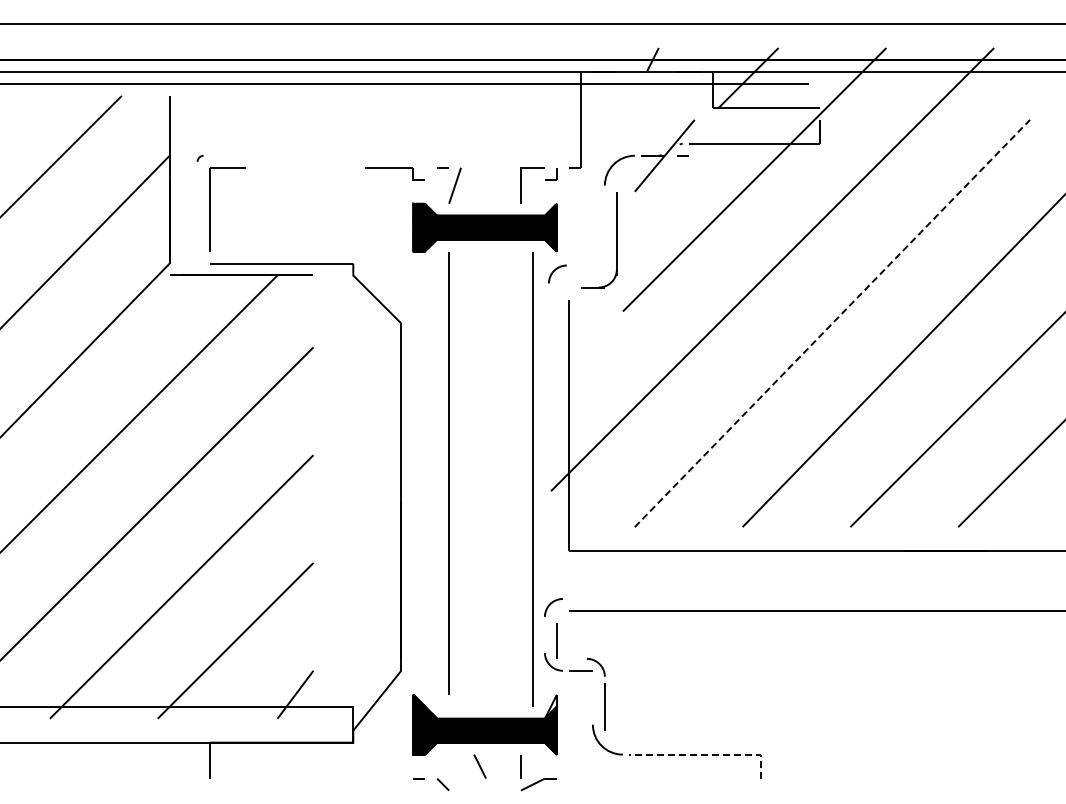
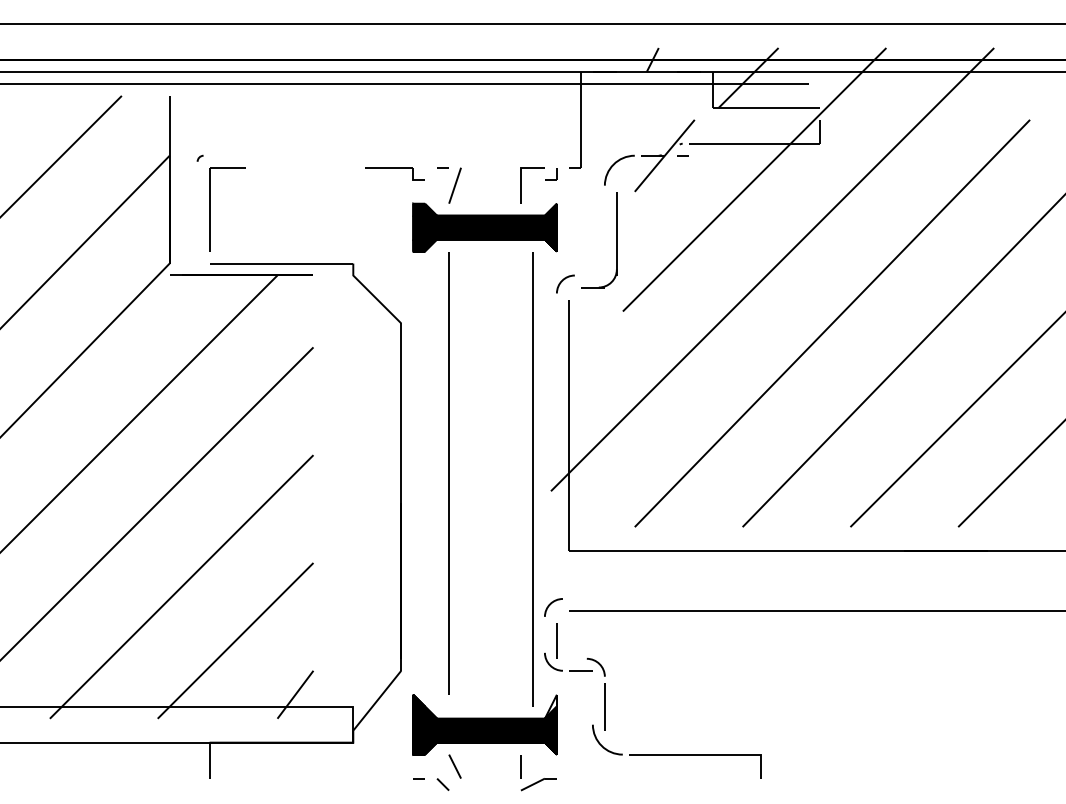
curve position: (556, 270) -> (564, 280) (564, 280)
line: dashed -> solid (832, 323)
line: dashed -> solid (706, 754)
line position: (479, 766) -> (454, 766) (454, 766)
